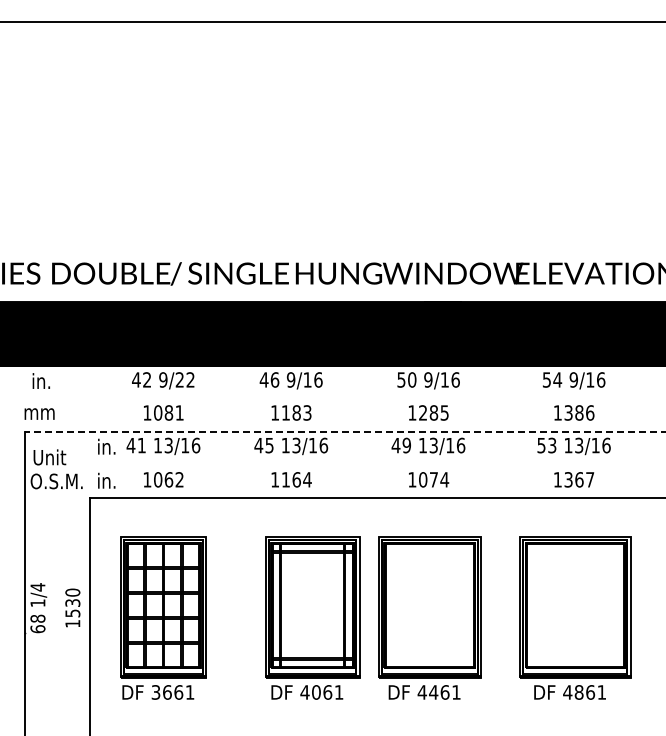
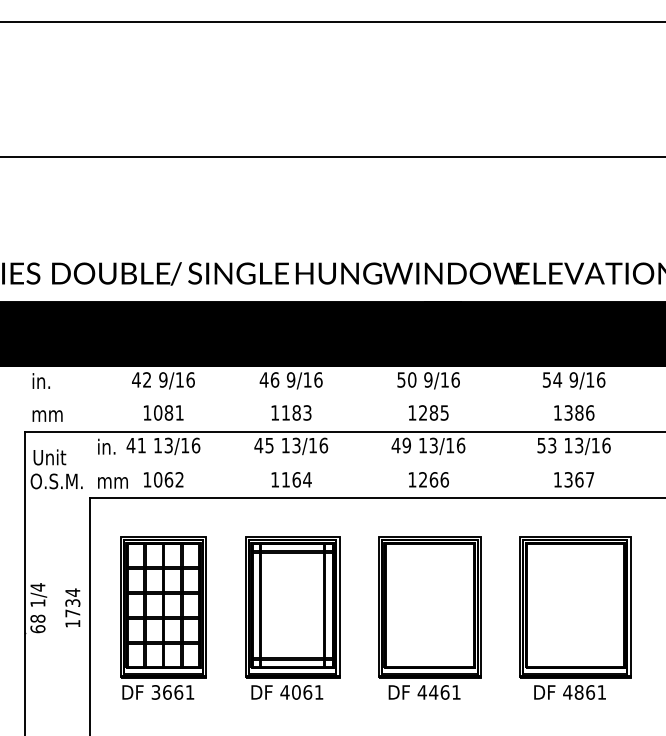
line: none -> present (332, 156)
text: 9/22 -> 9/16 (184, 379)
text position: (39, 413) -> (47, 415) (47, 415)
line: dashed -> solid (344, 432)
text: 1074 -> 1266 (434, 479)
text: in. -> mm (112, 480)
text: 1530 -> 1734 (72, 602)
part position: (312, 617) -> (292, 617) (292, 617)
